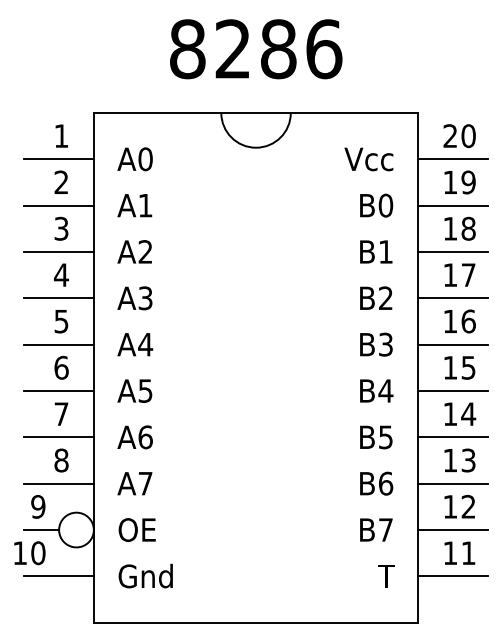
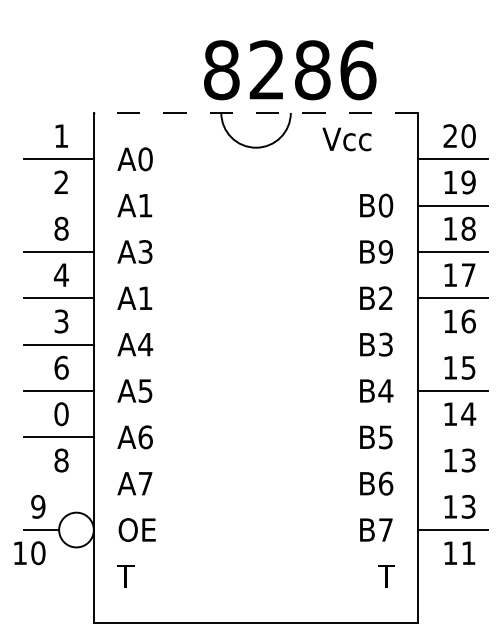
text position: (256, 49) -> (290, 70) (290, 70)
line: solid -> dashed (255, 112)
text position: (368, 159) -> (346, 139) (346, 139)
line: present -> none (58, 205)
text: 3 -> 8 (61, 228)
text: A2 -> A3 (145, 251)
text: B1 -> B9 (385, 251)
text: A3 -> A1 (145, 298)
text: 5 -> 3 (61, 320)
line: present -> none (452, 344)
text: 7 -> 0 (61, 414)
line: present -> none (452, 437)
line: present -> none (58, 483)
line: present -> none (452, 483)
text: 12 -> 13 (468, 506)
text: Gnd -> T (144, 575)
line: present -> none (58, 576)
line: present -> none (452, 576)
